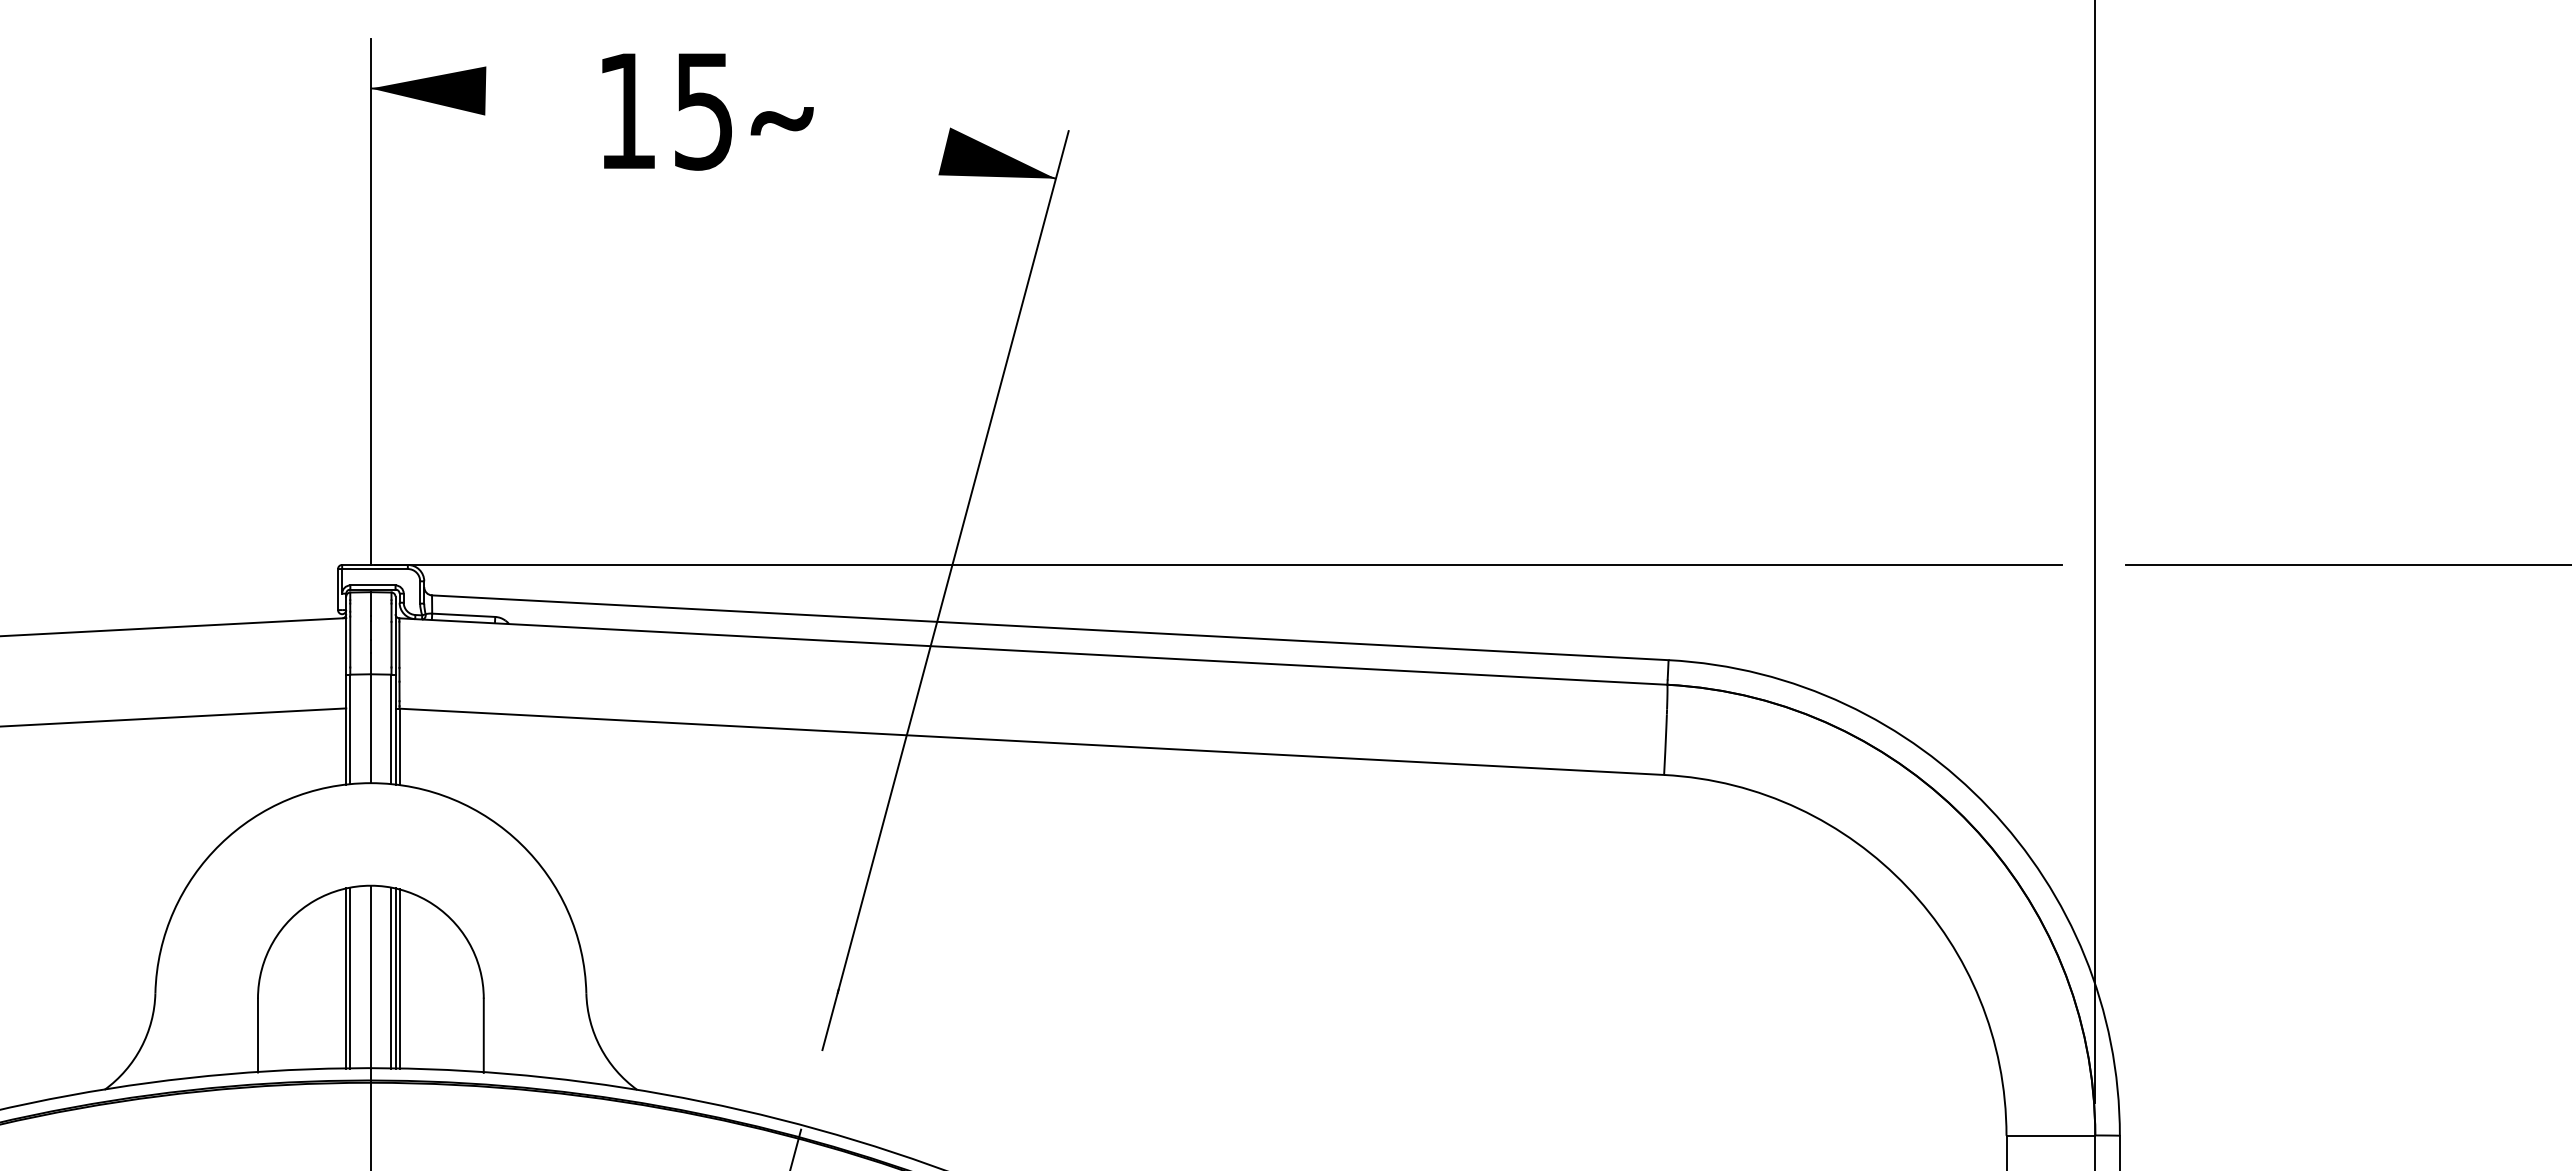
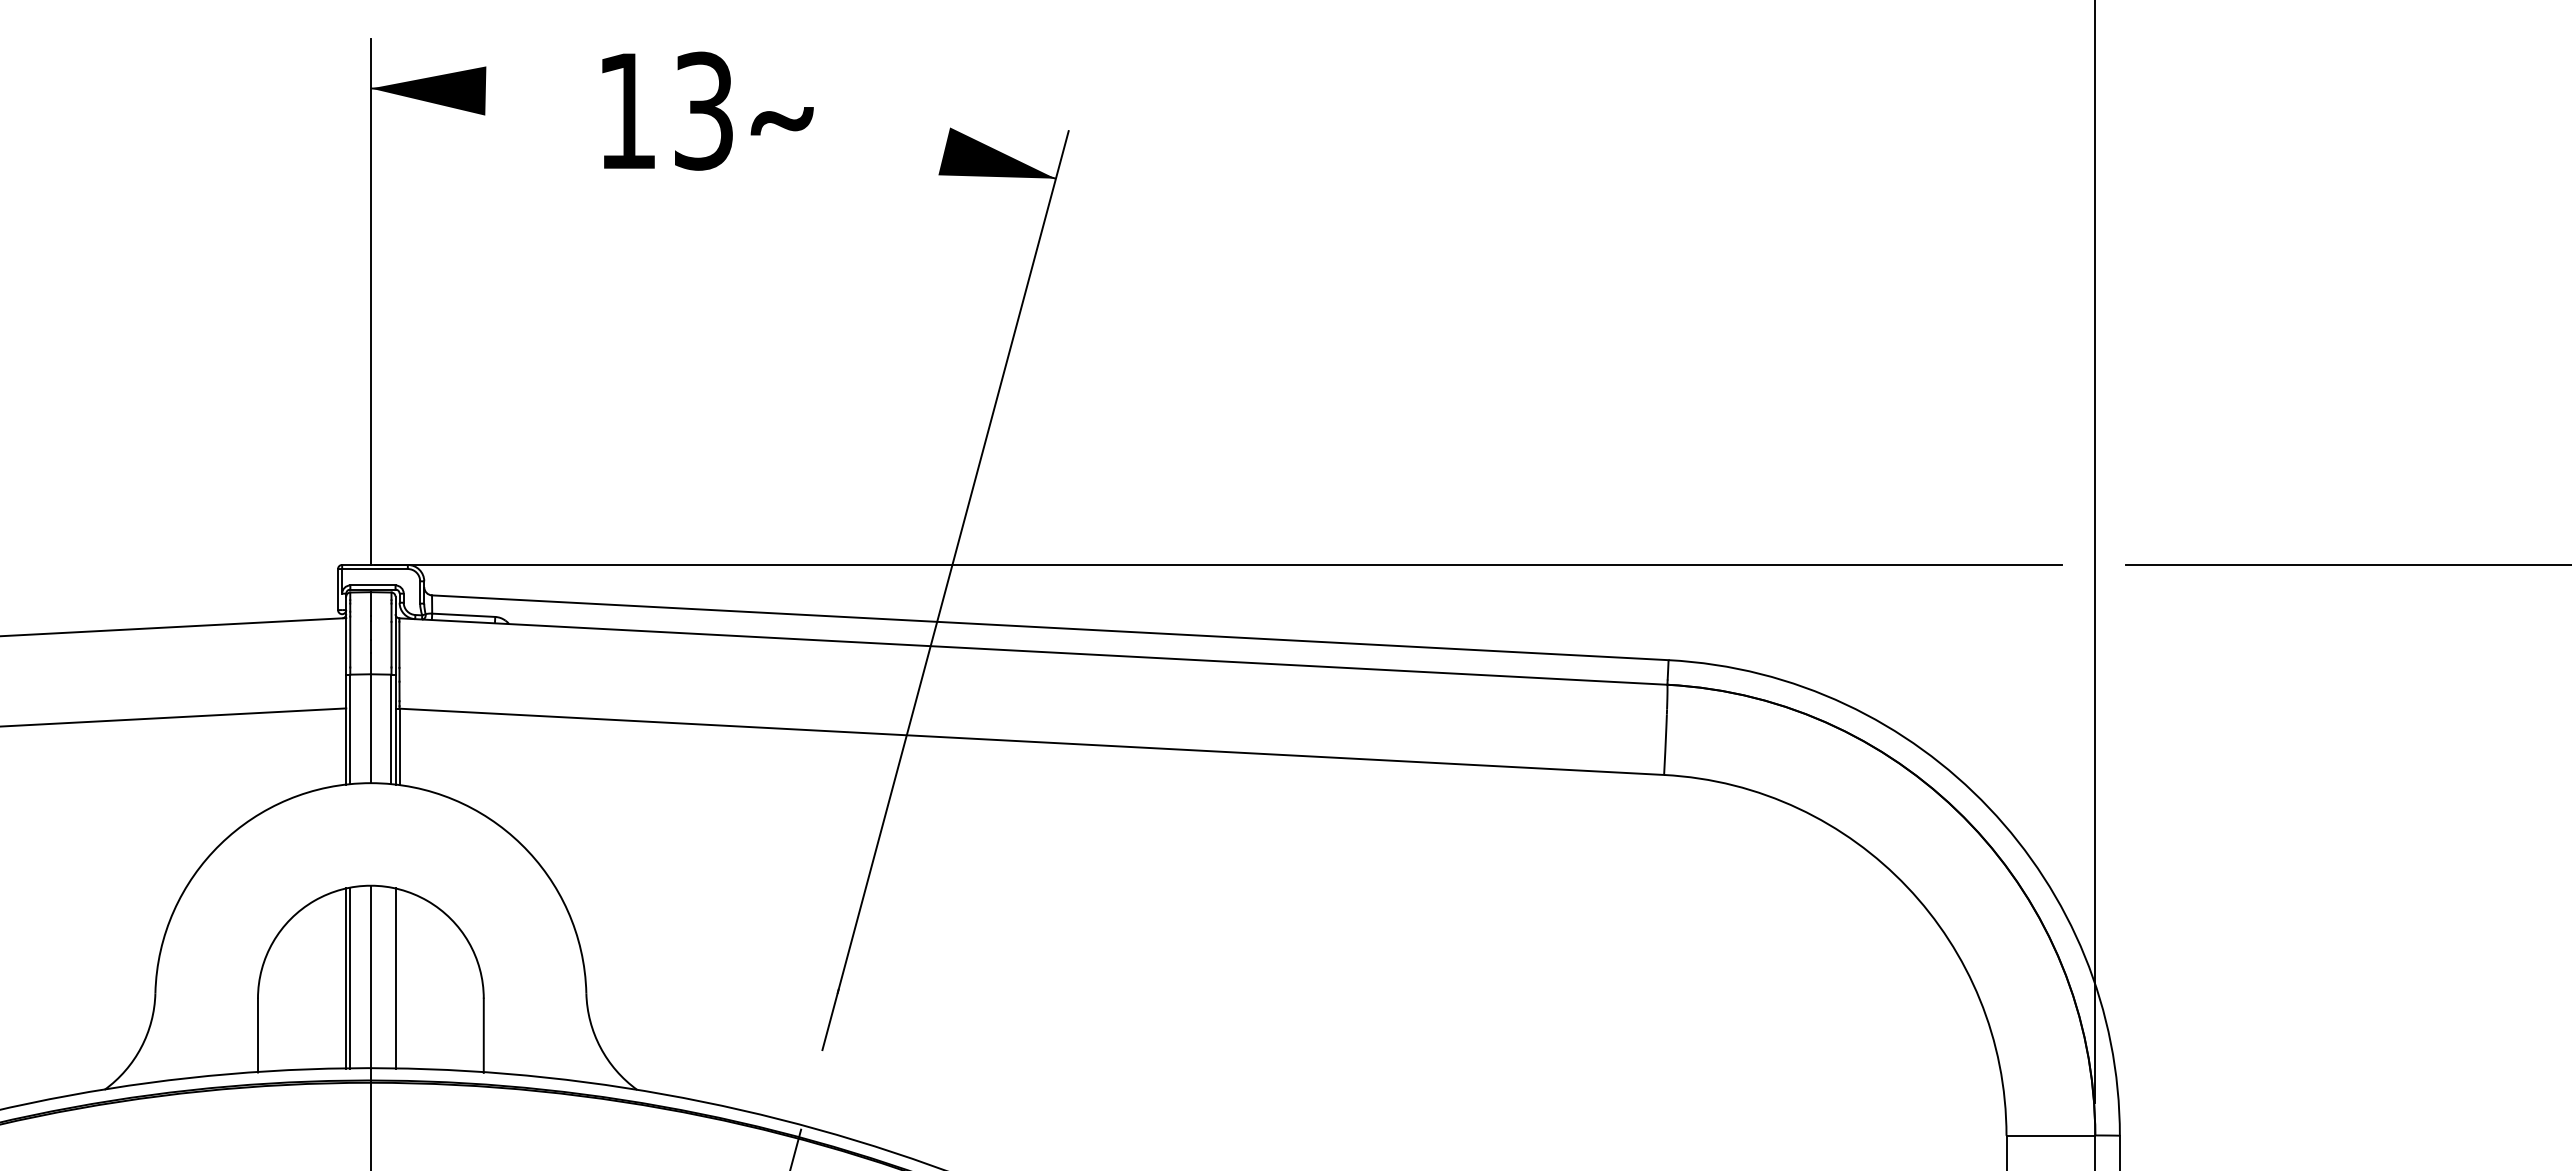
text: 15 -> 13 (703, 110)
line: present -> none (391, 978)
line: present -> none (399, 979)
